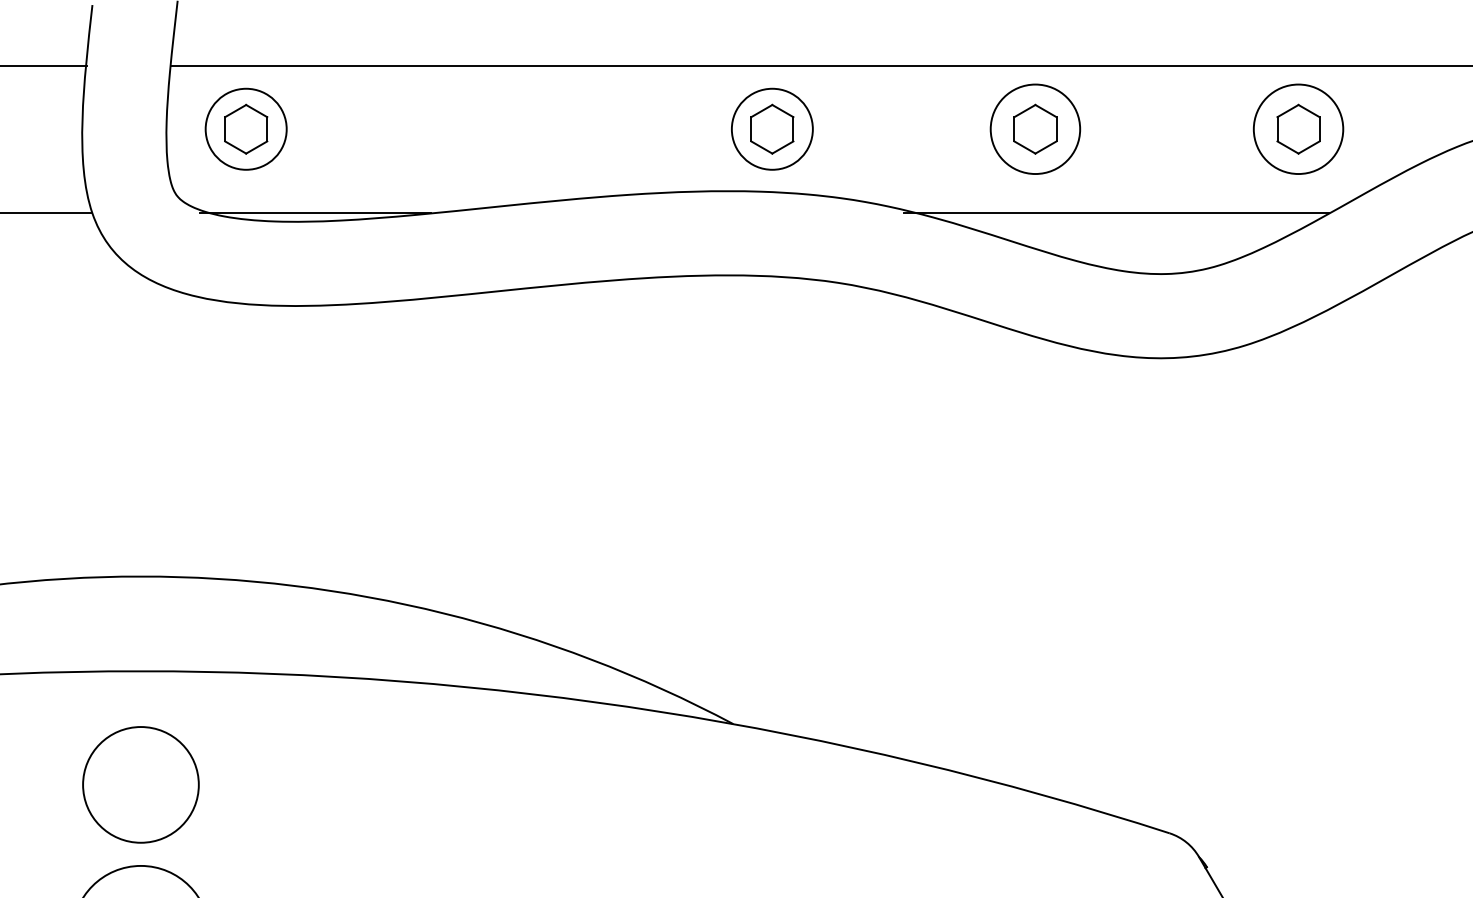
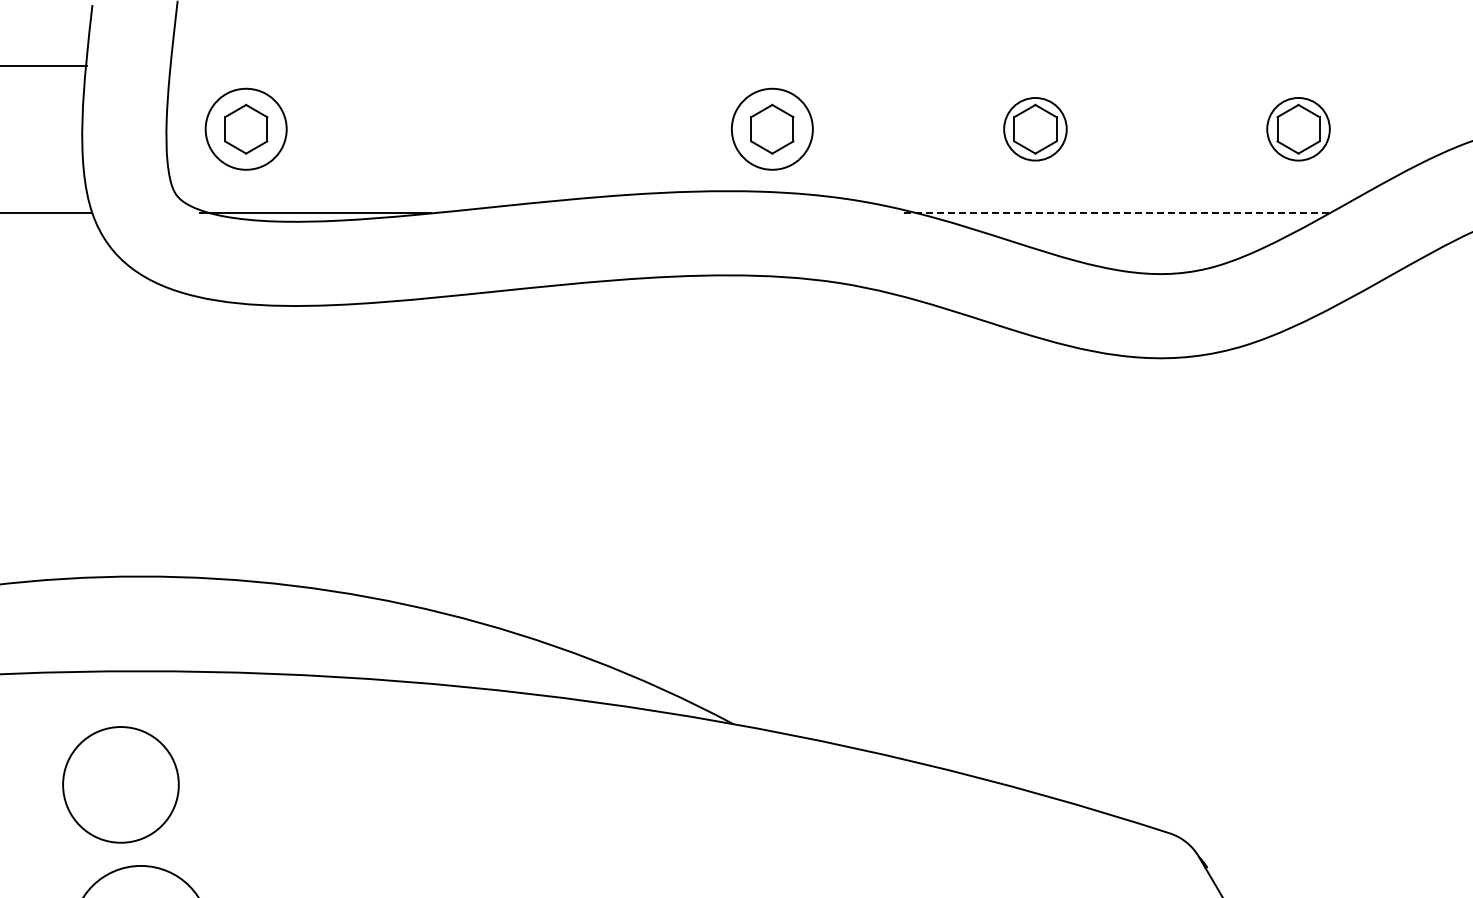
line: present -> none (820, 66)
circle diameter: 89 px -> 63 px (1035, 128)
circle diameter: 89 px -> 63 px (1298, 128)
line: solid -> dashed (1116, 213)
circle position: (140, 784) -> (120, 784) (120, 784)
